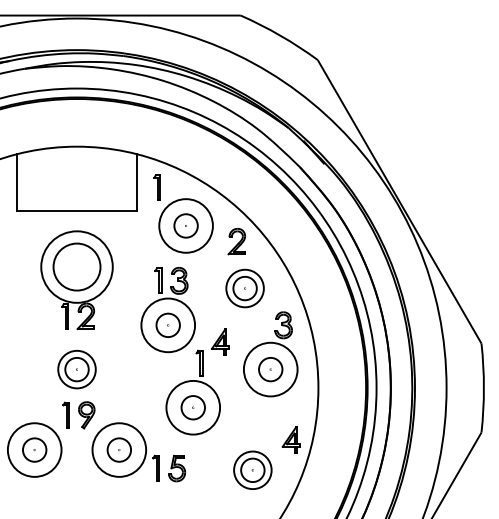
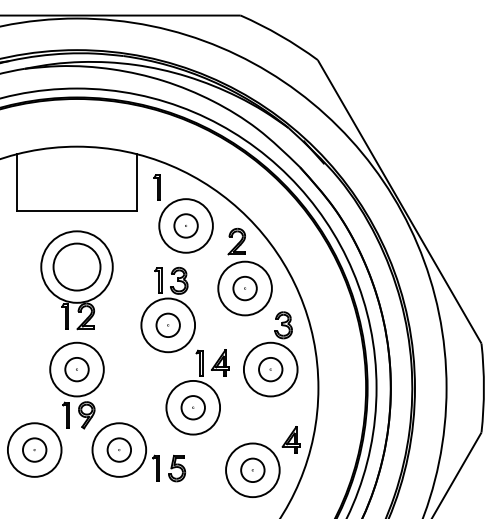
circle diameter: 38 px -> 54 px (244, 288)
part position: (220, 341) -> (220, 362) (220, 362)
circle diameter: 38 px -> 54 px (76, 369)
circle diameter: 38 px -> 54 px (252, 470)
